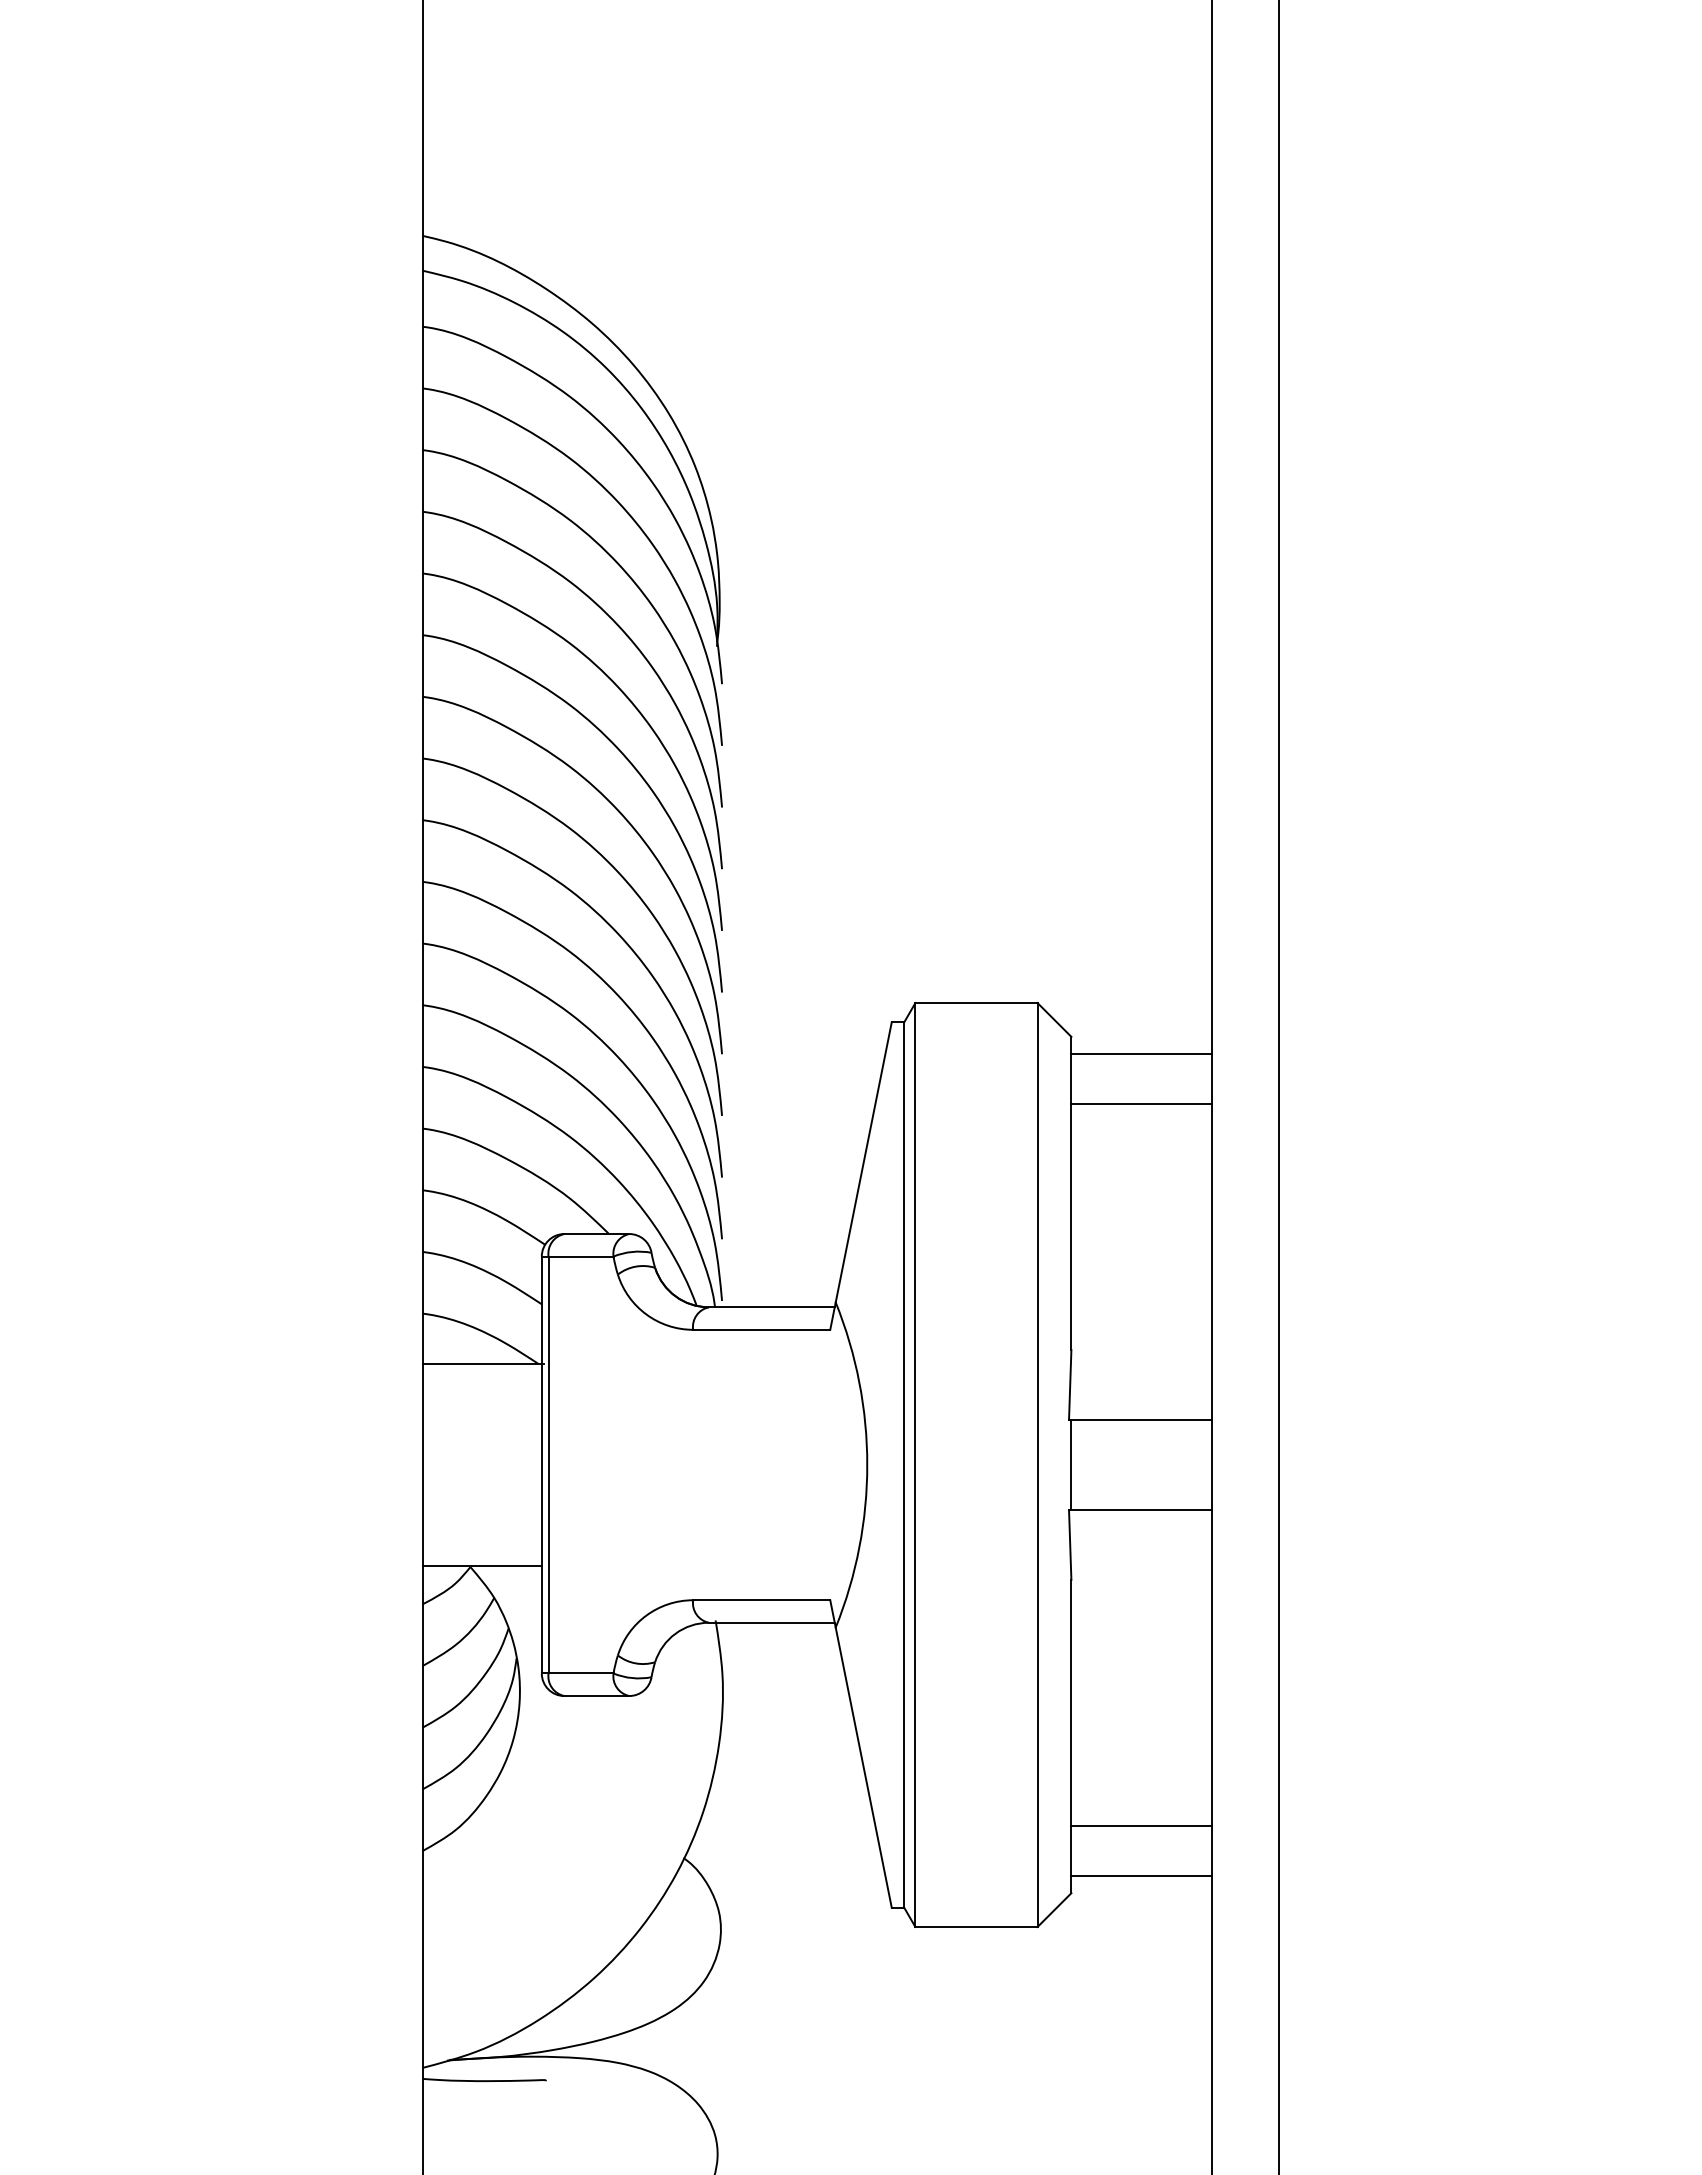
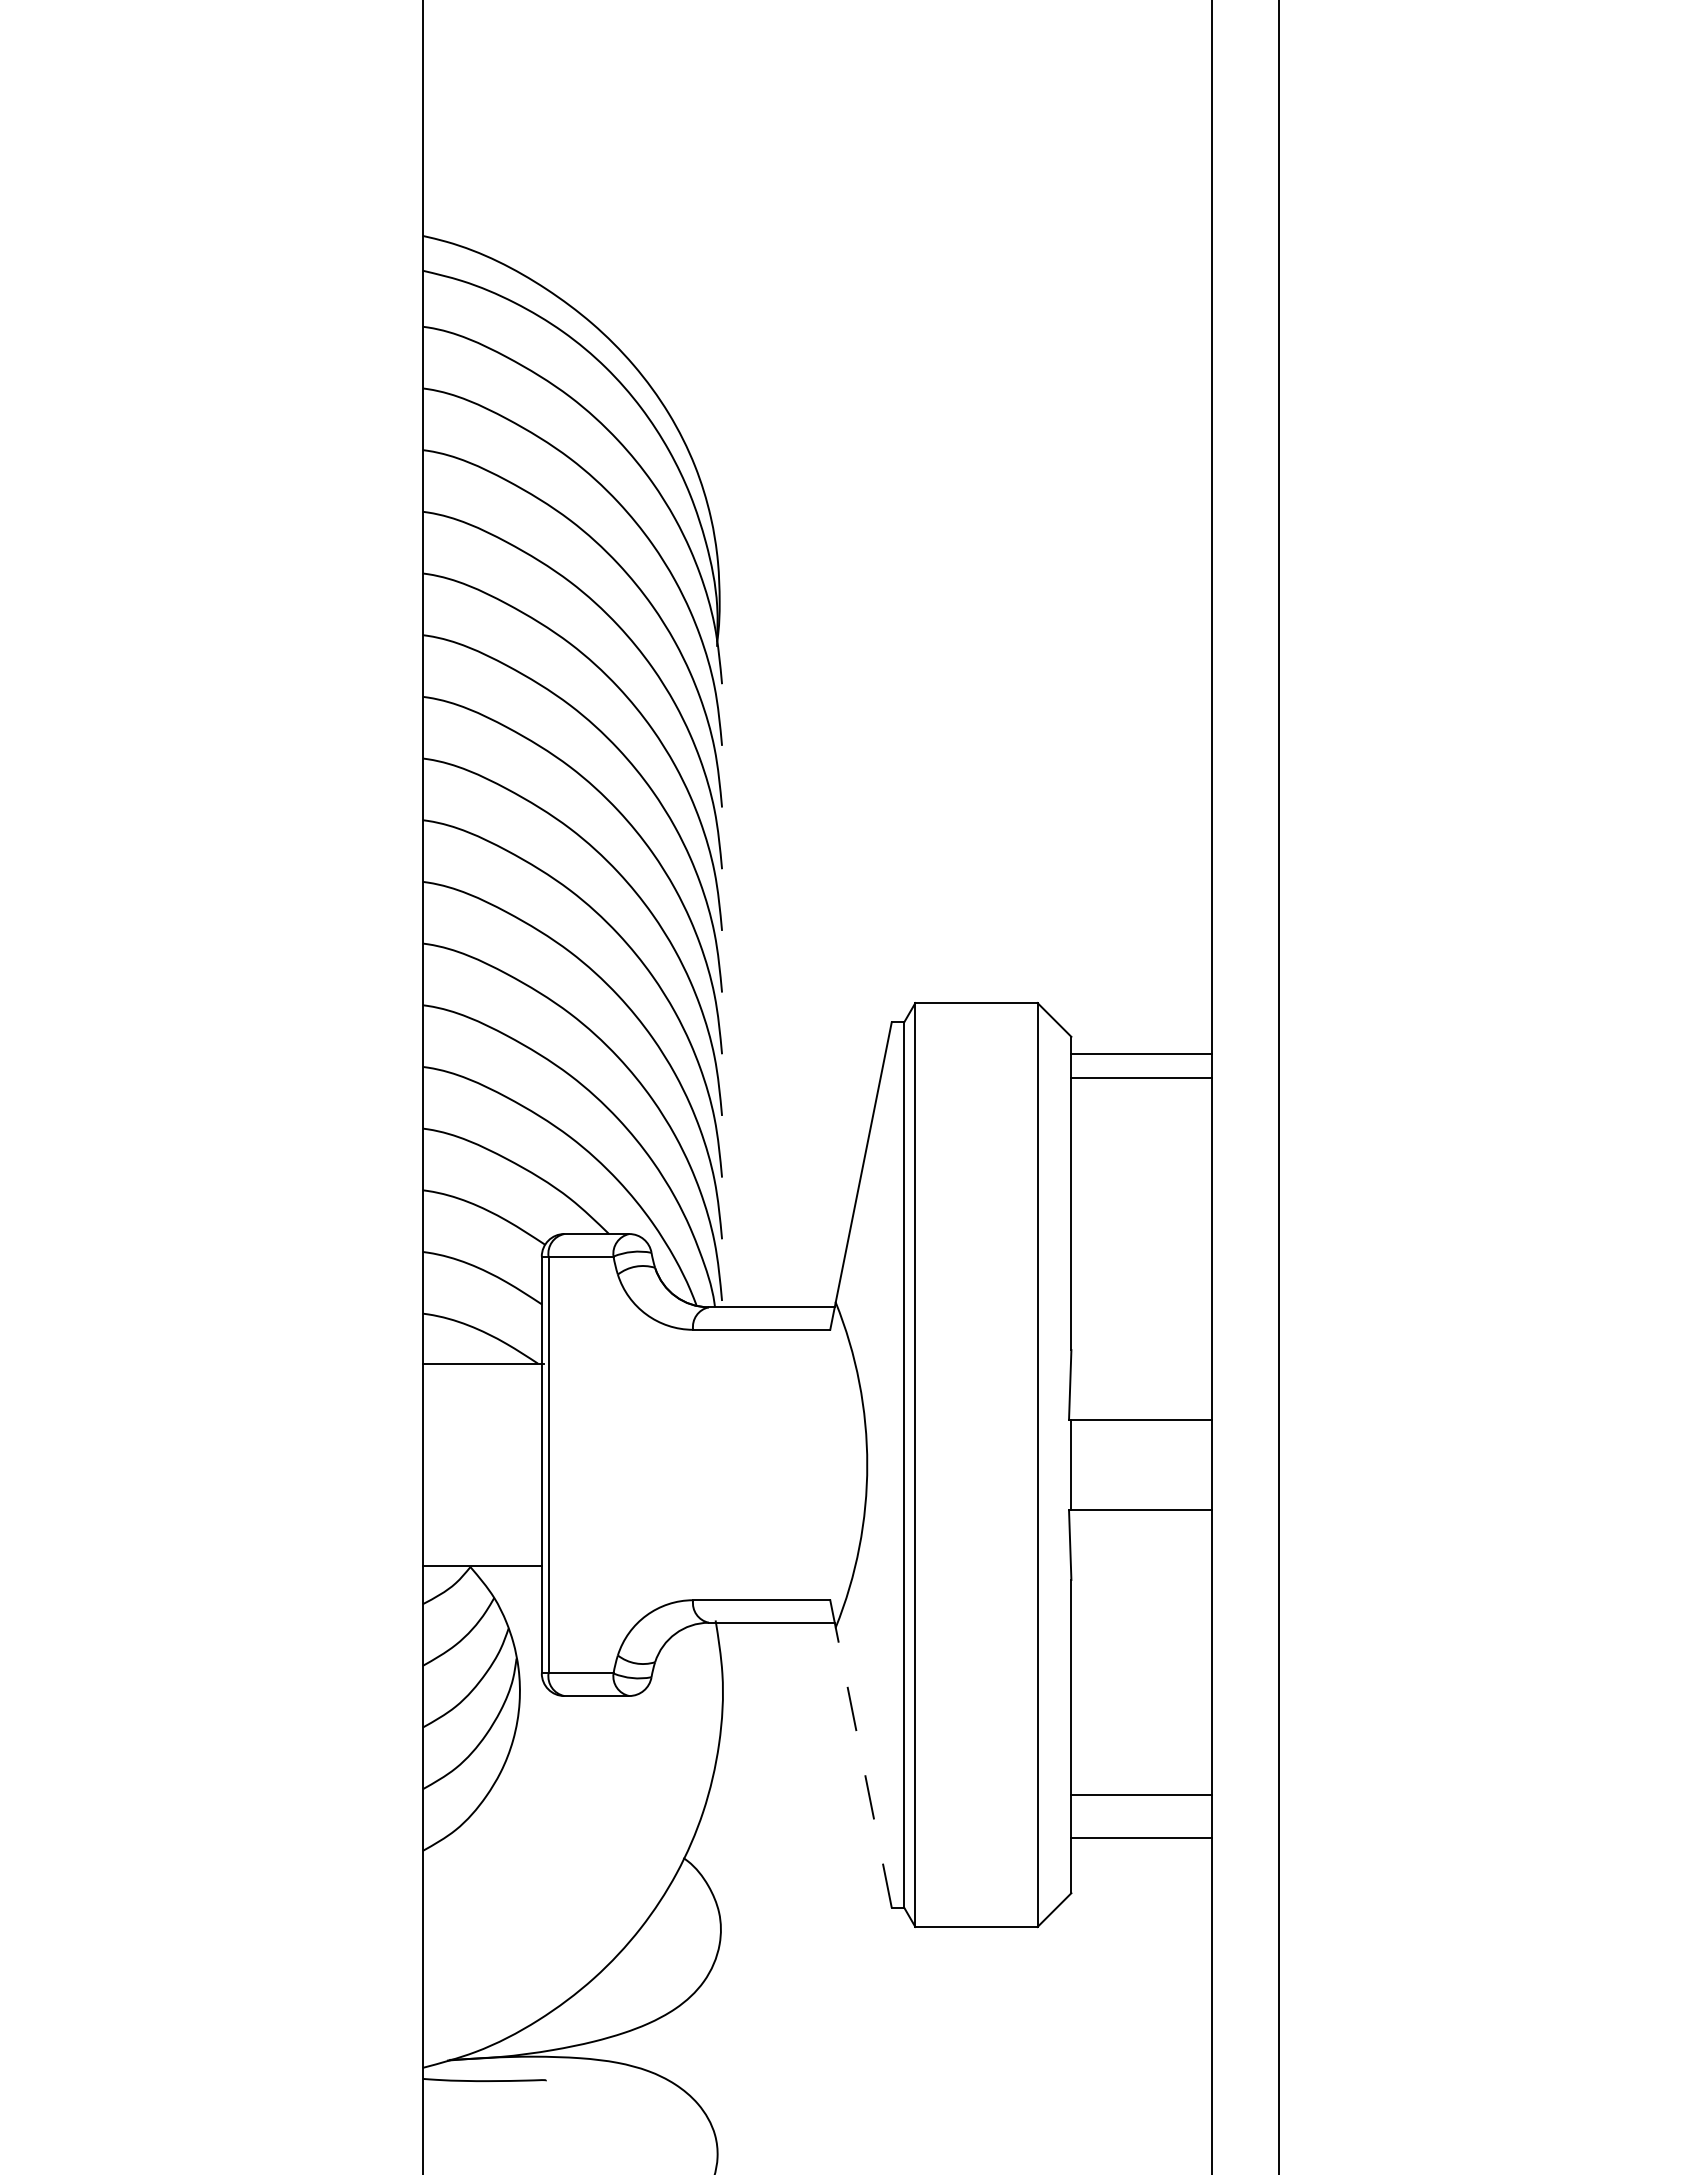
line position: (1141, 1104) -> (1141, 1078) (1141, 1078)
line: solid -> dashed (863, 1767)
line position: (1141, 1825) -> (1141, 1794) (1141, 1794)
line position: (1141, 1876) -> (1141, 1838) (1141, 1838)
